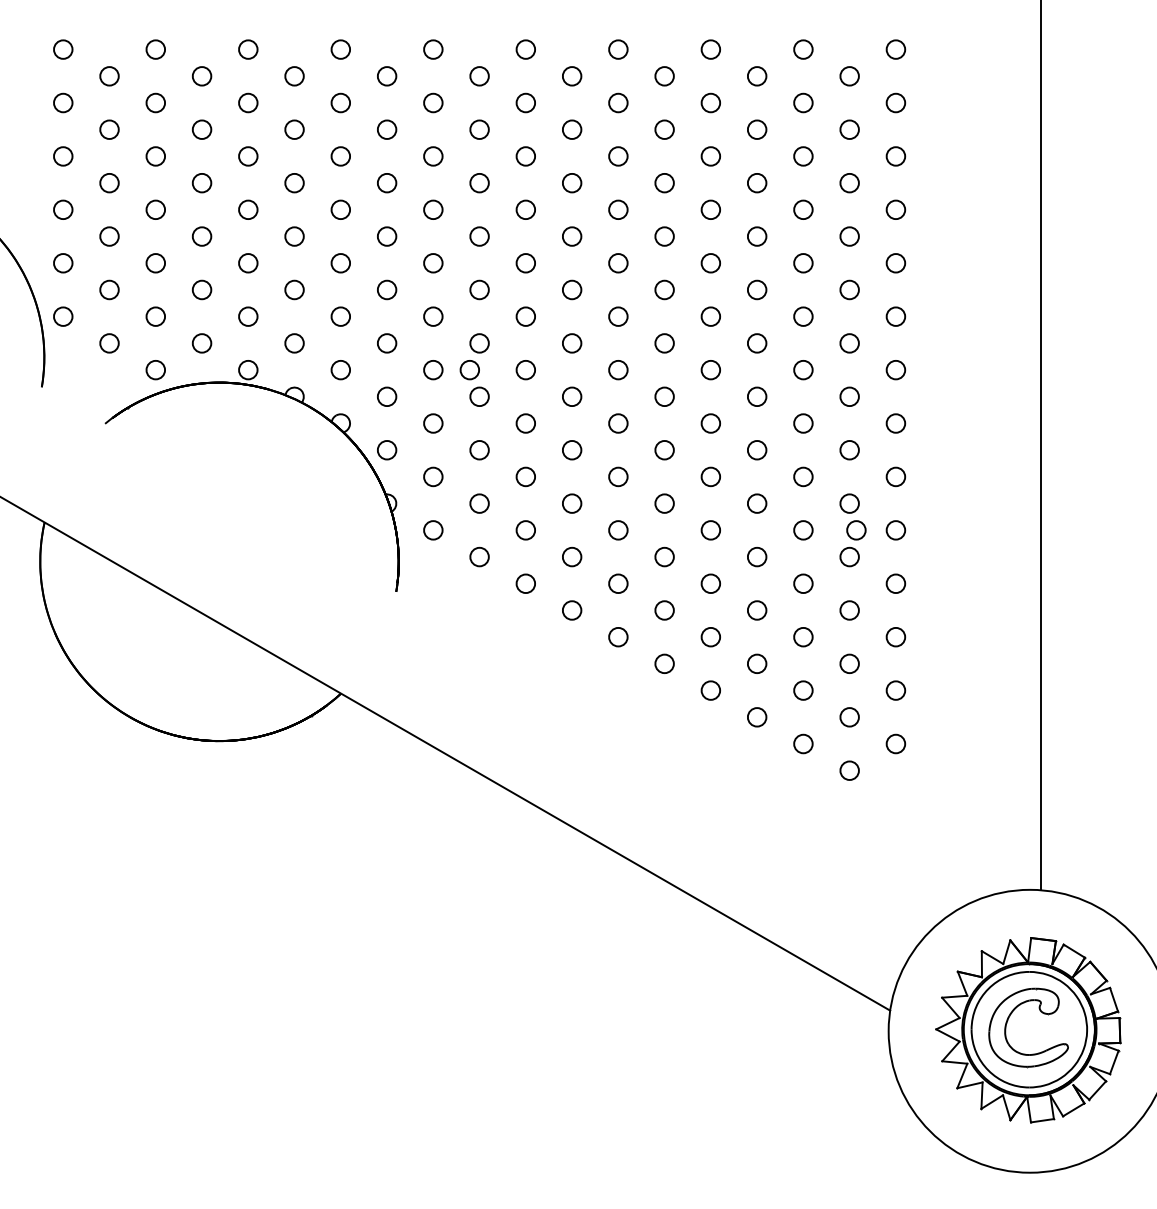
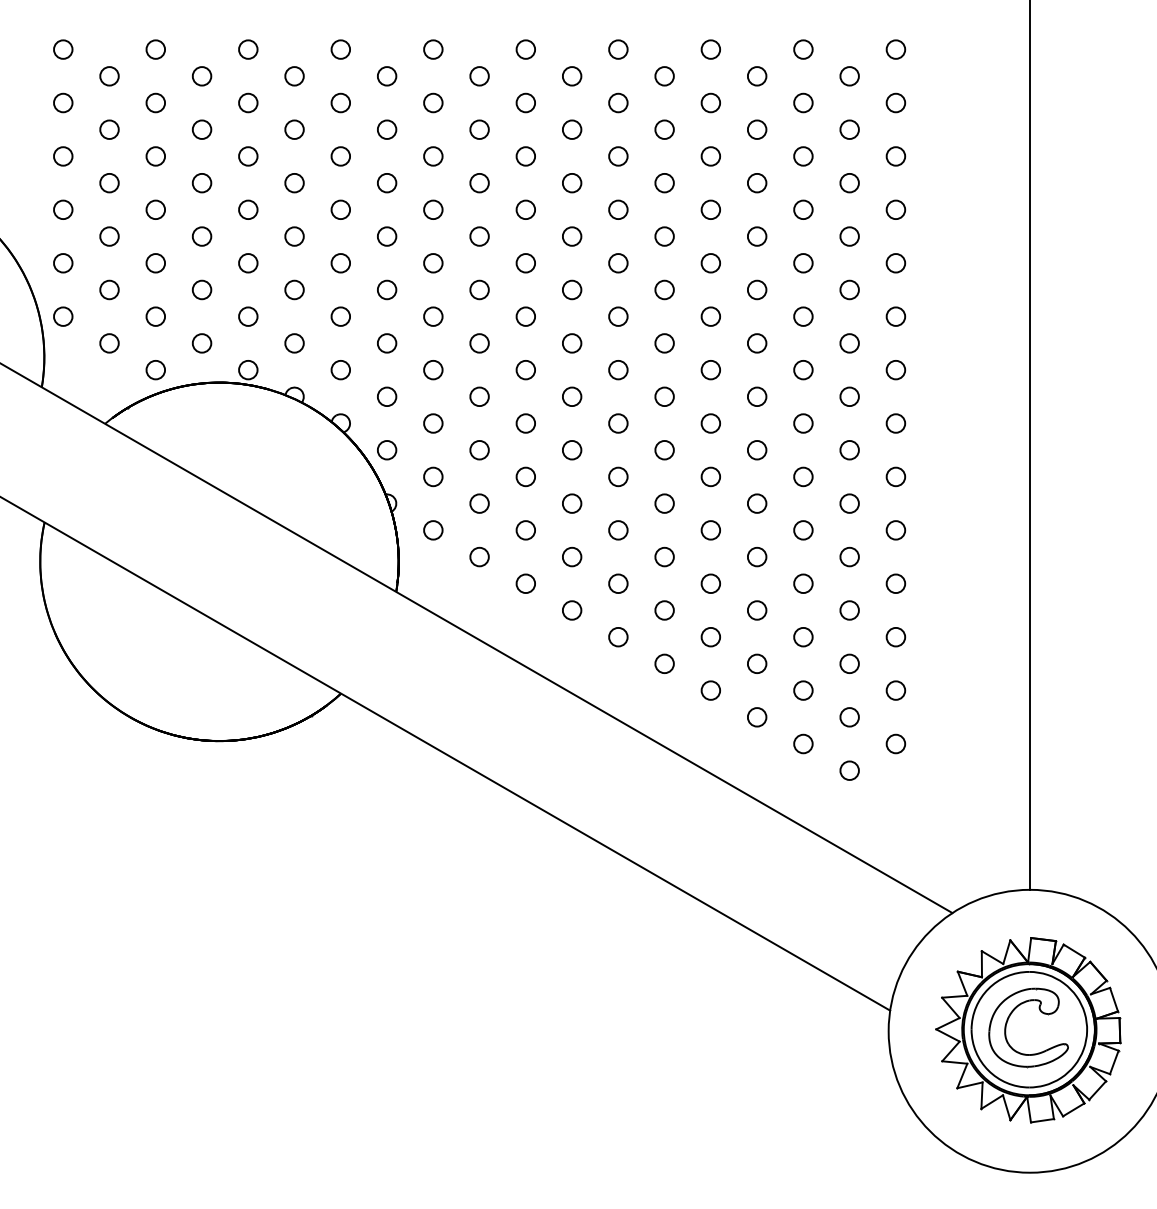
circle: present -> none (469, 370)
line position: (1041, 445) -> (1030, 445) (1030, 445)
circle: present -> none (856, 530)
line: none -> present (477, 638)
